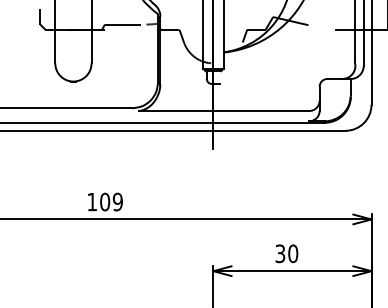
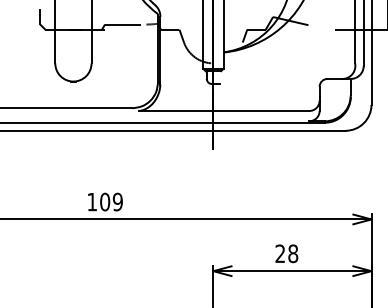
text: 30 -> 28 (286, 253)
